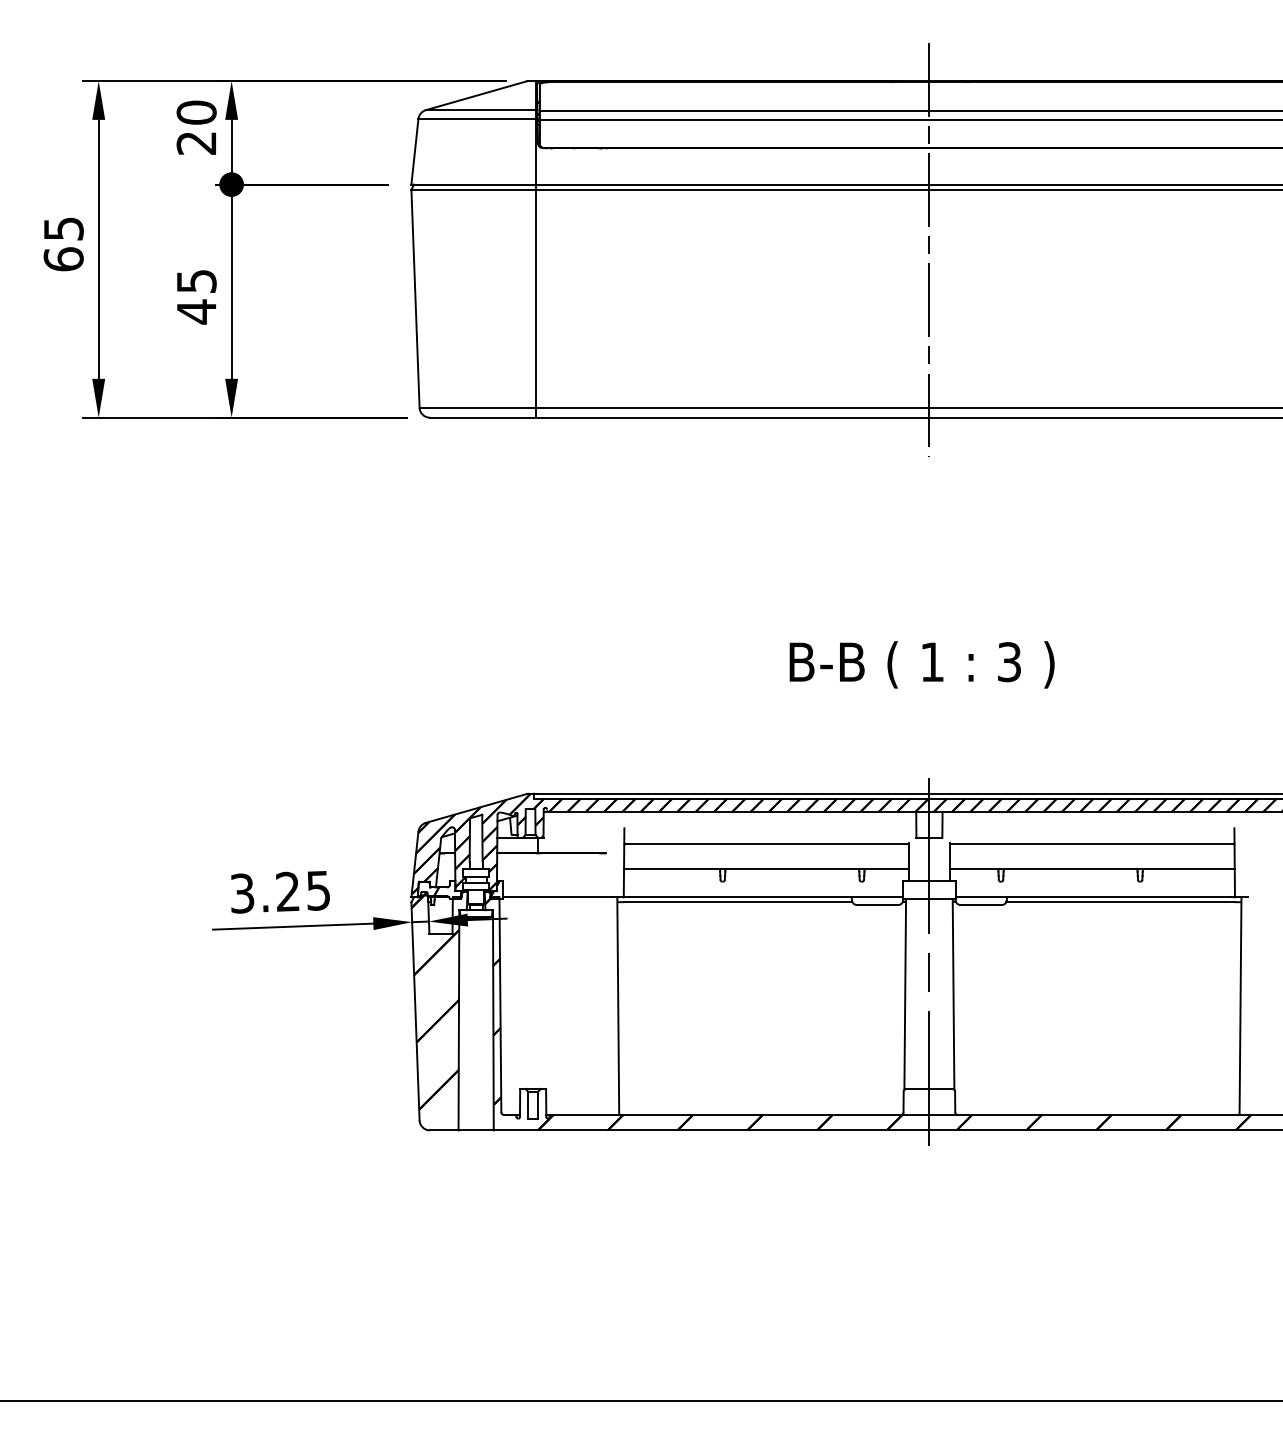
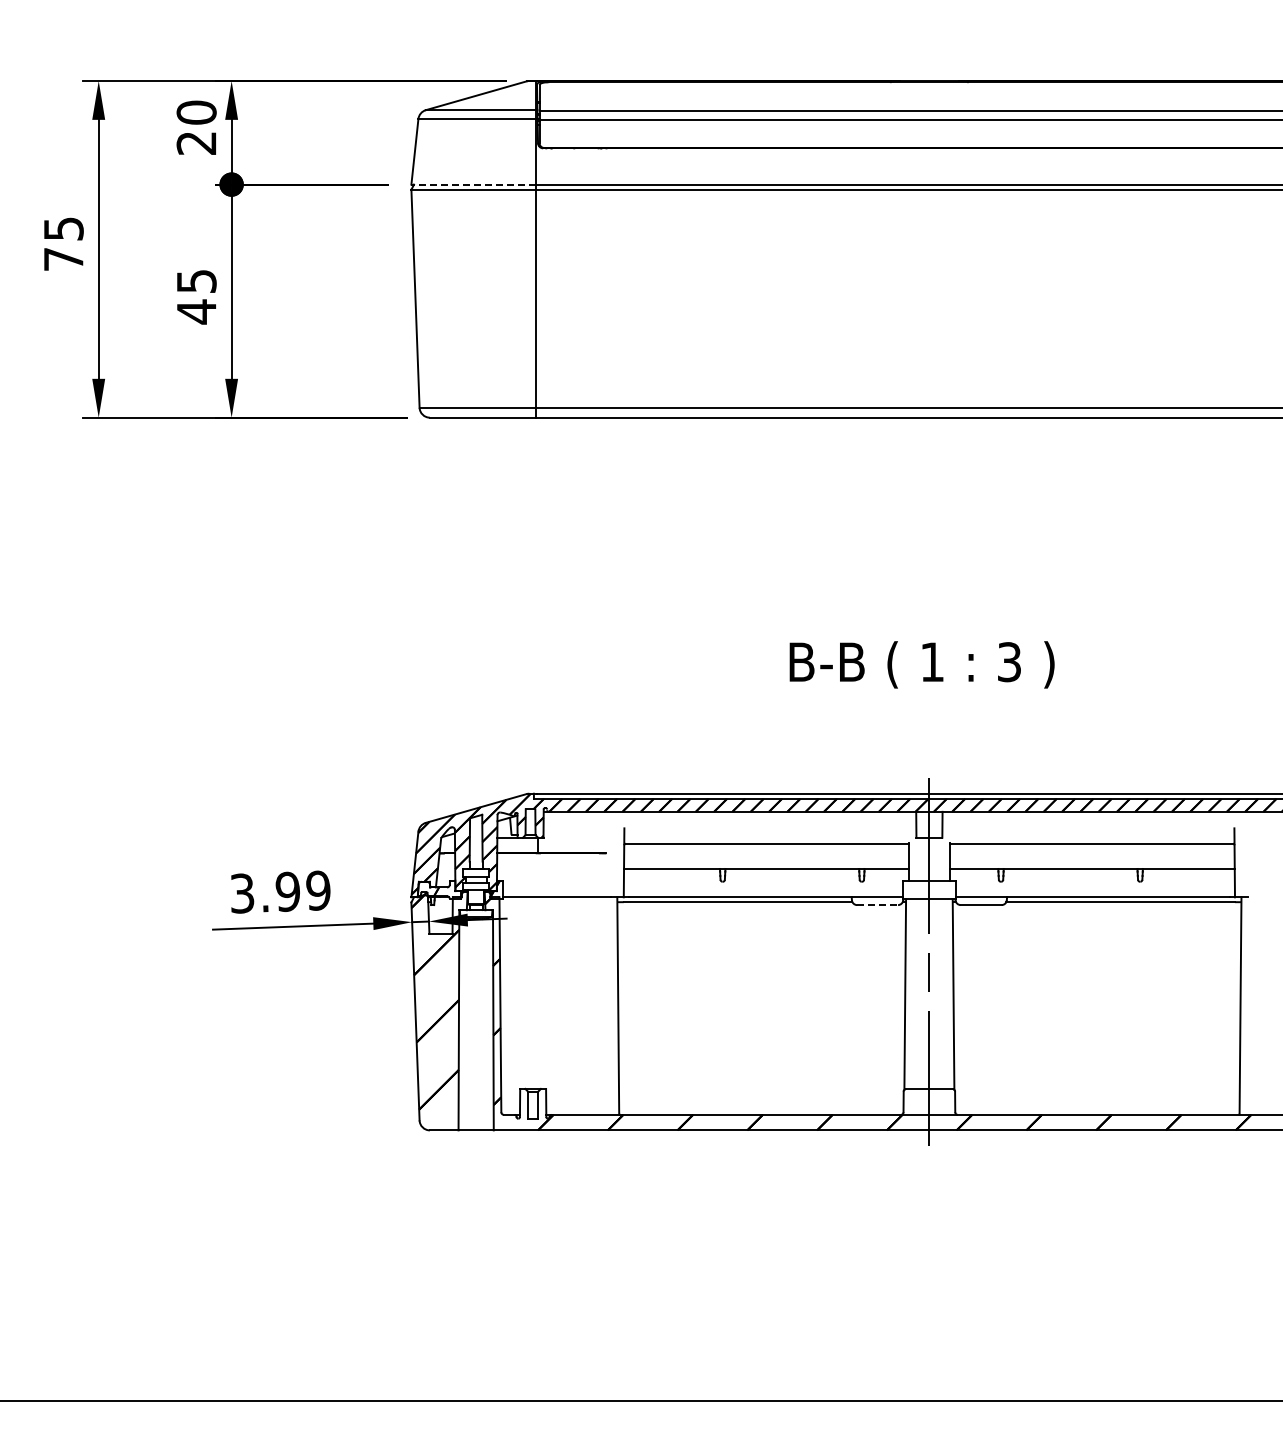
line: solid -> dashed (473, 184)
line: present -> none (929, 249)
text: 65 -> 75 (63, 259)
text: 3.25 -> 3.99 (302, 890)
line: solid -> dashed (878, 905)
